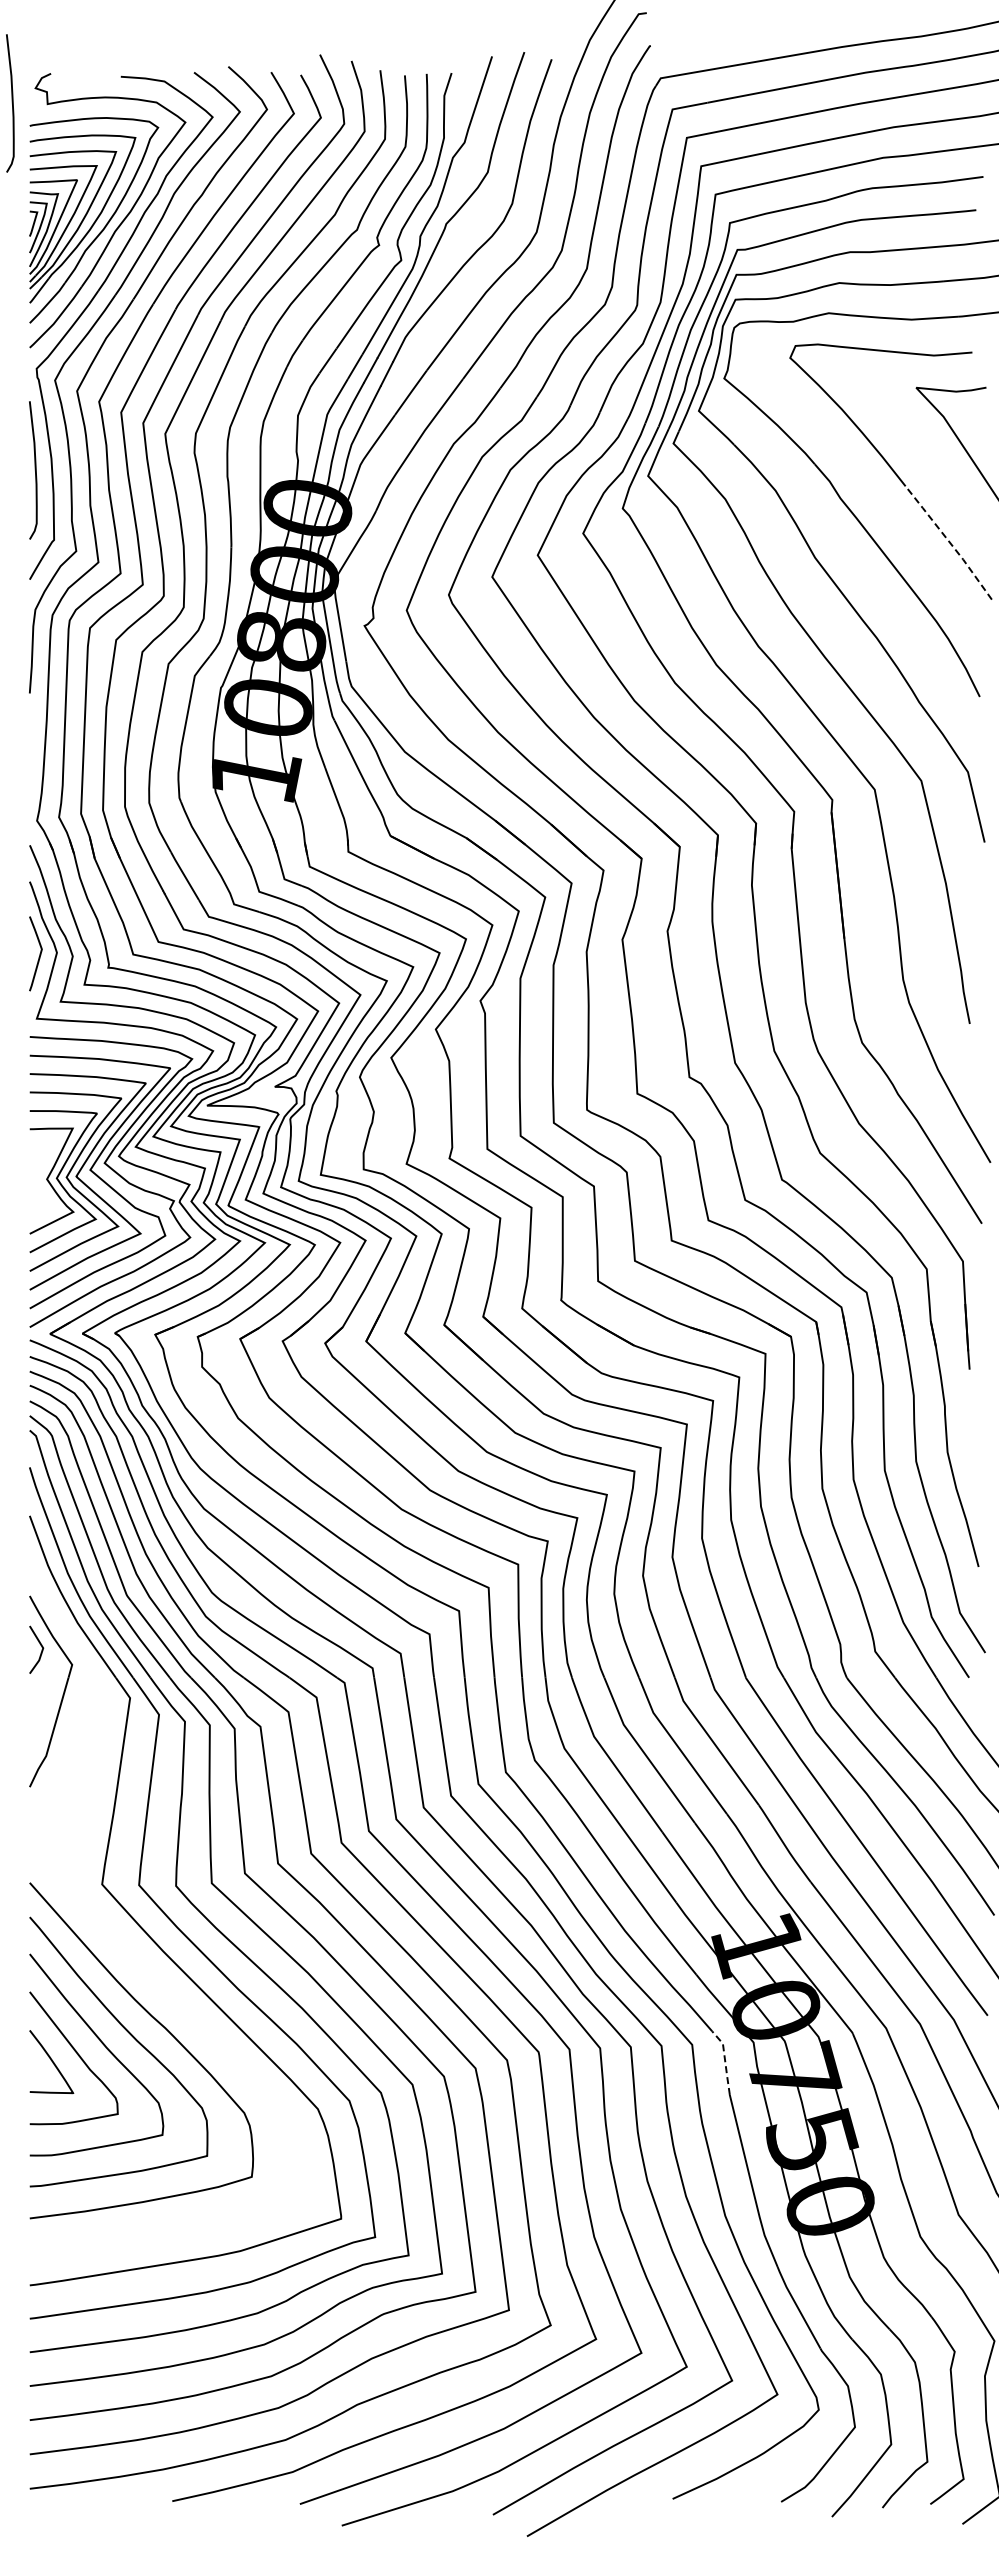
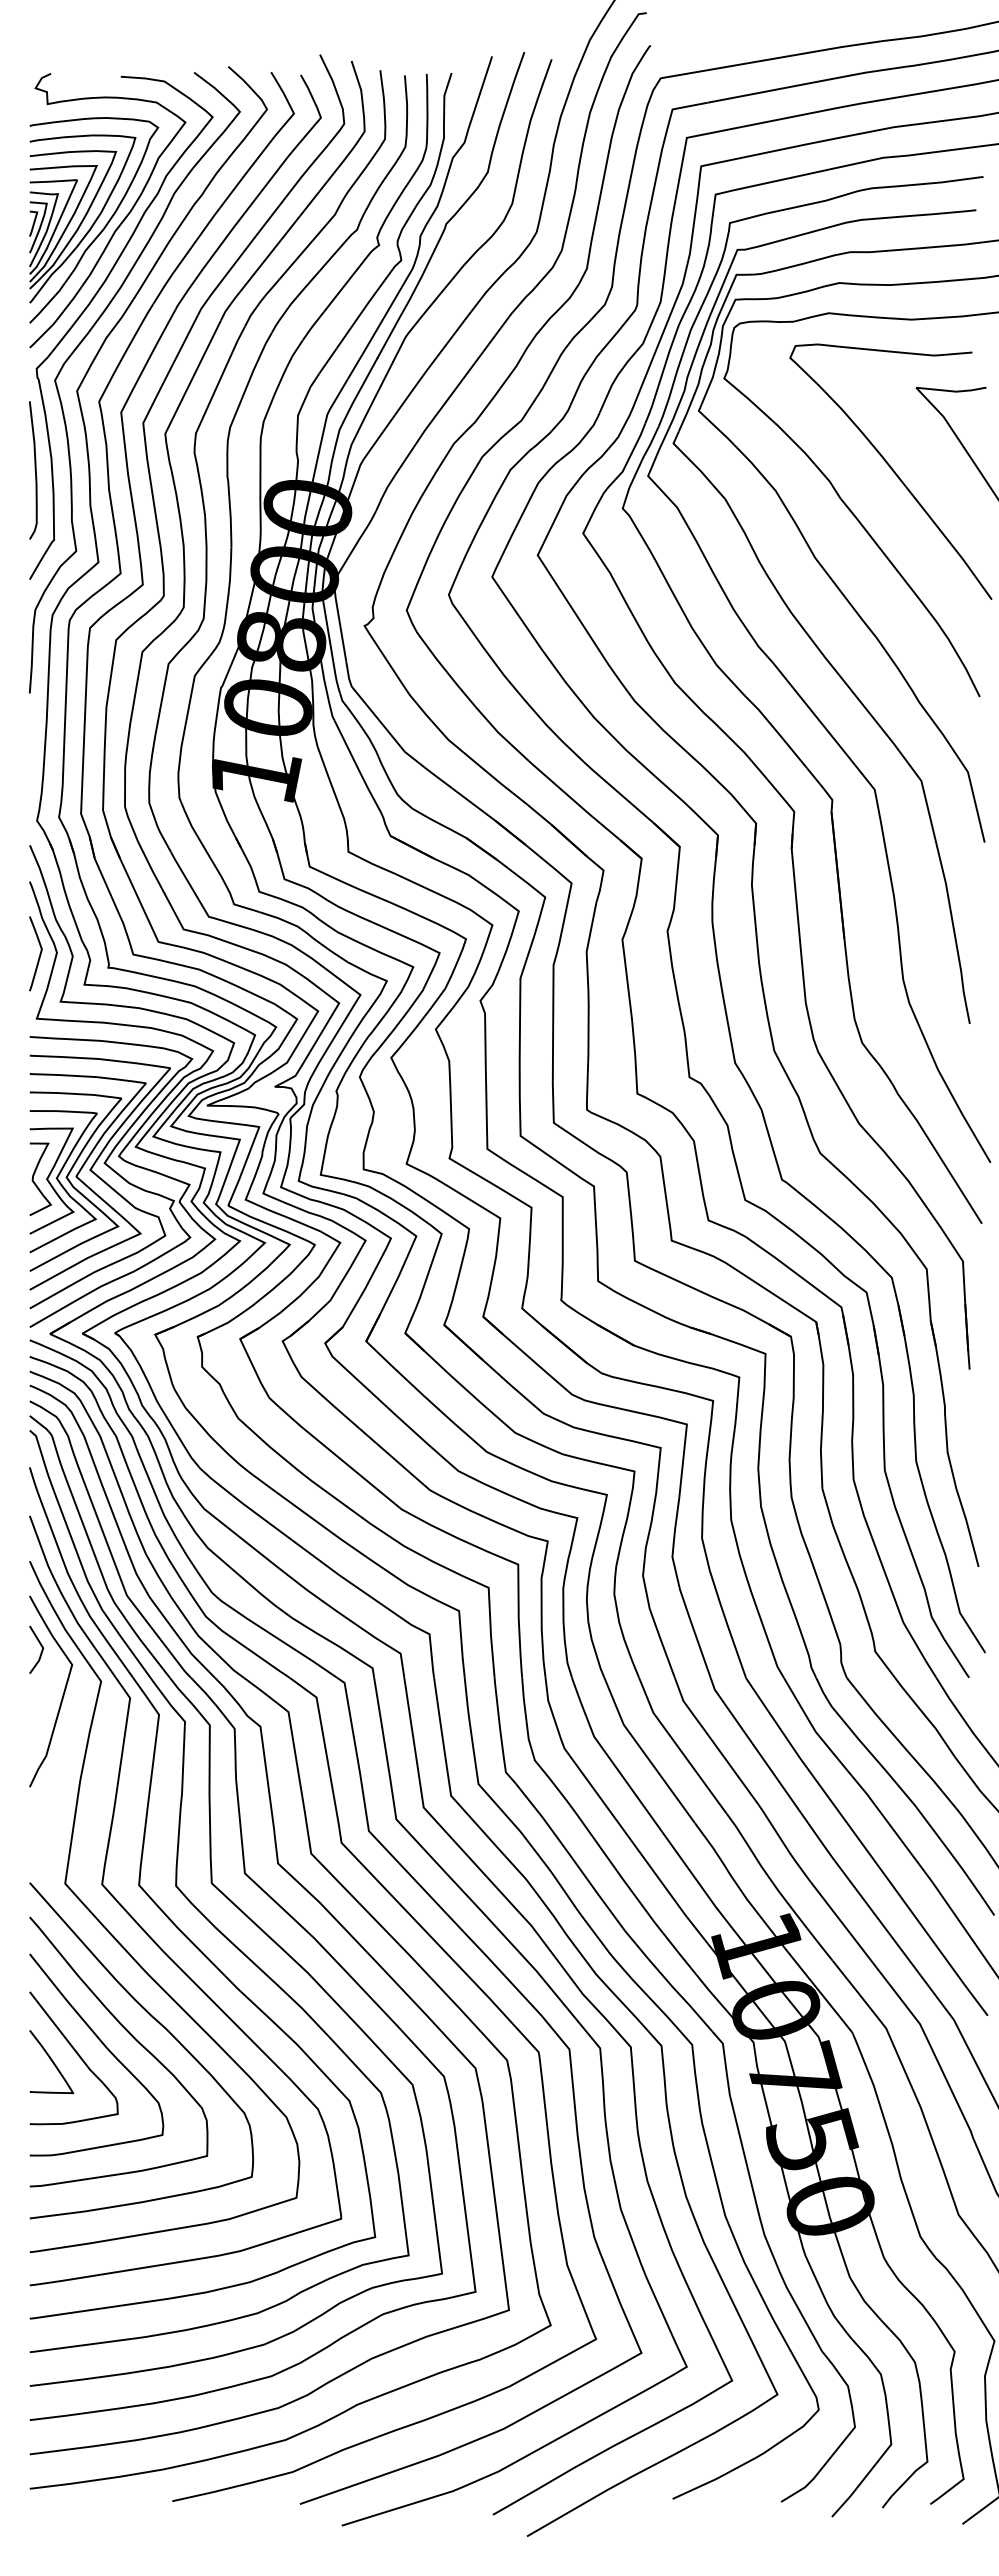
curve: present -> none (11, 103)
line: dashed -> solid (949, 542)
curve: none -> present (35, 1182)
part: none -> present (124, 1947)
line: dashed -> solid (725, 2061)
